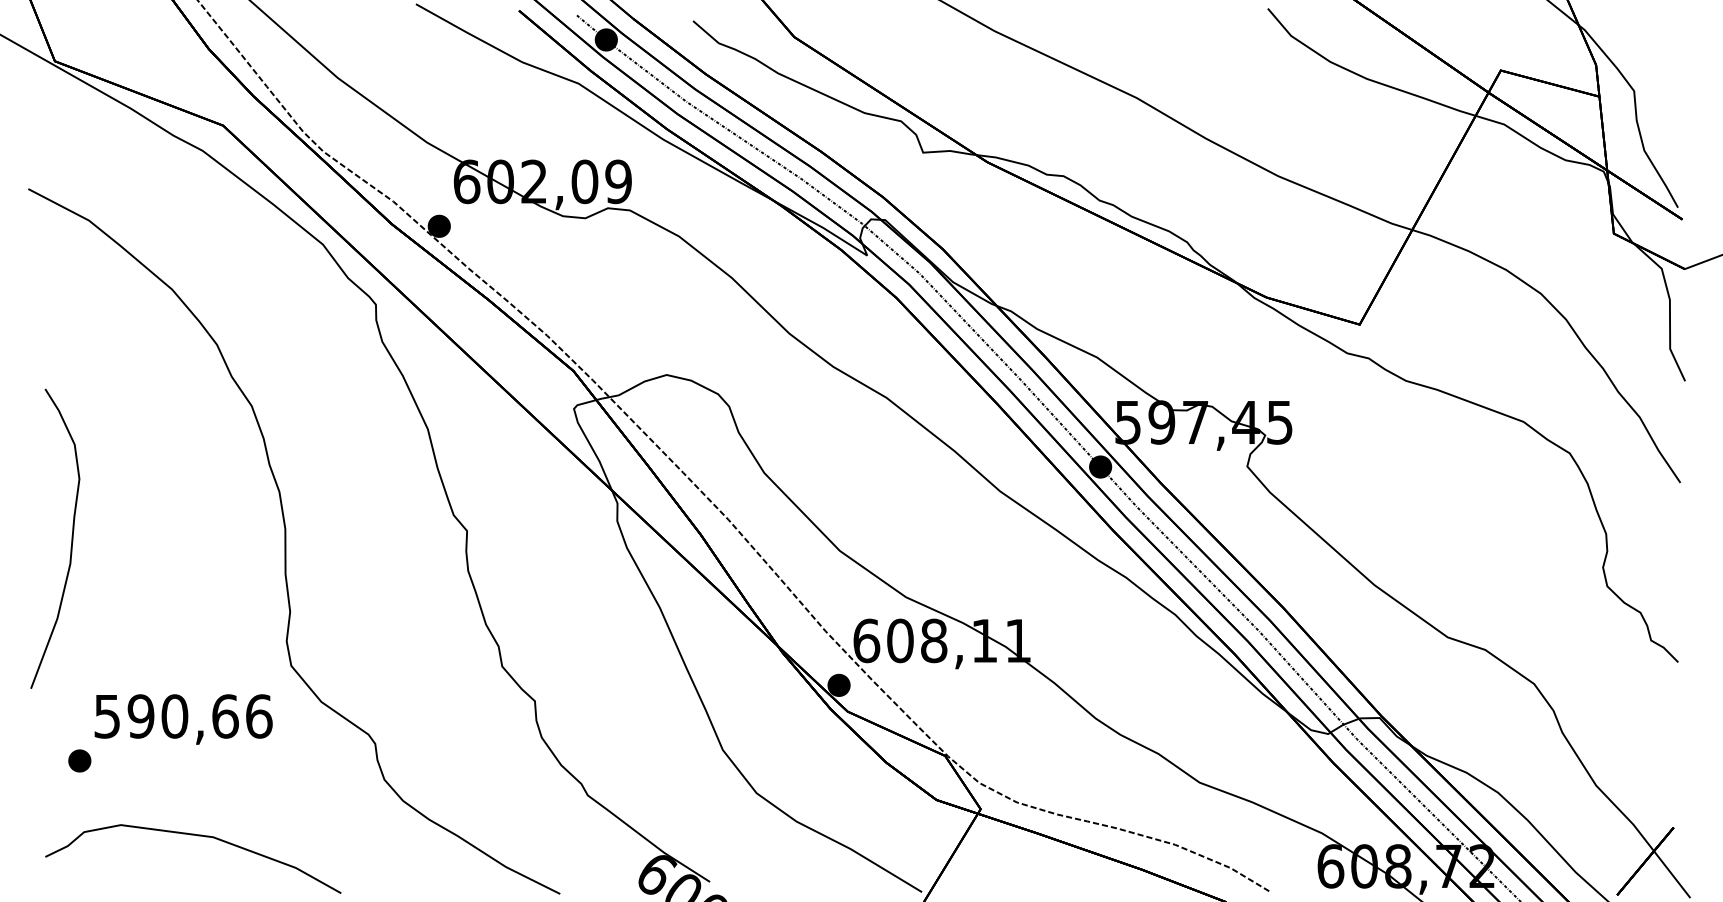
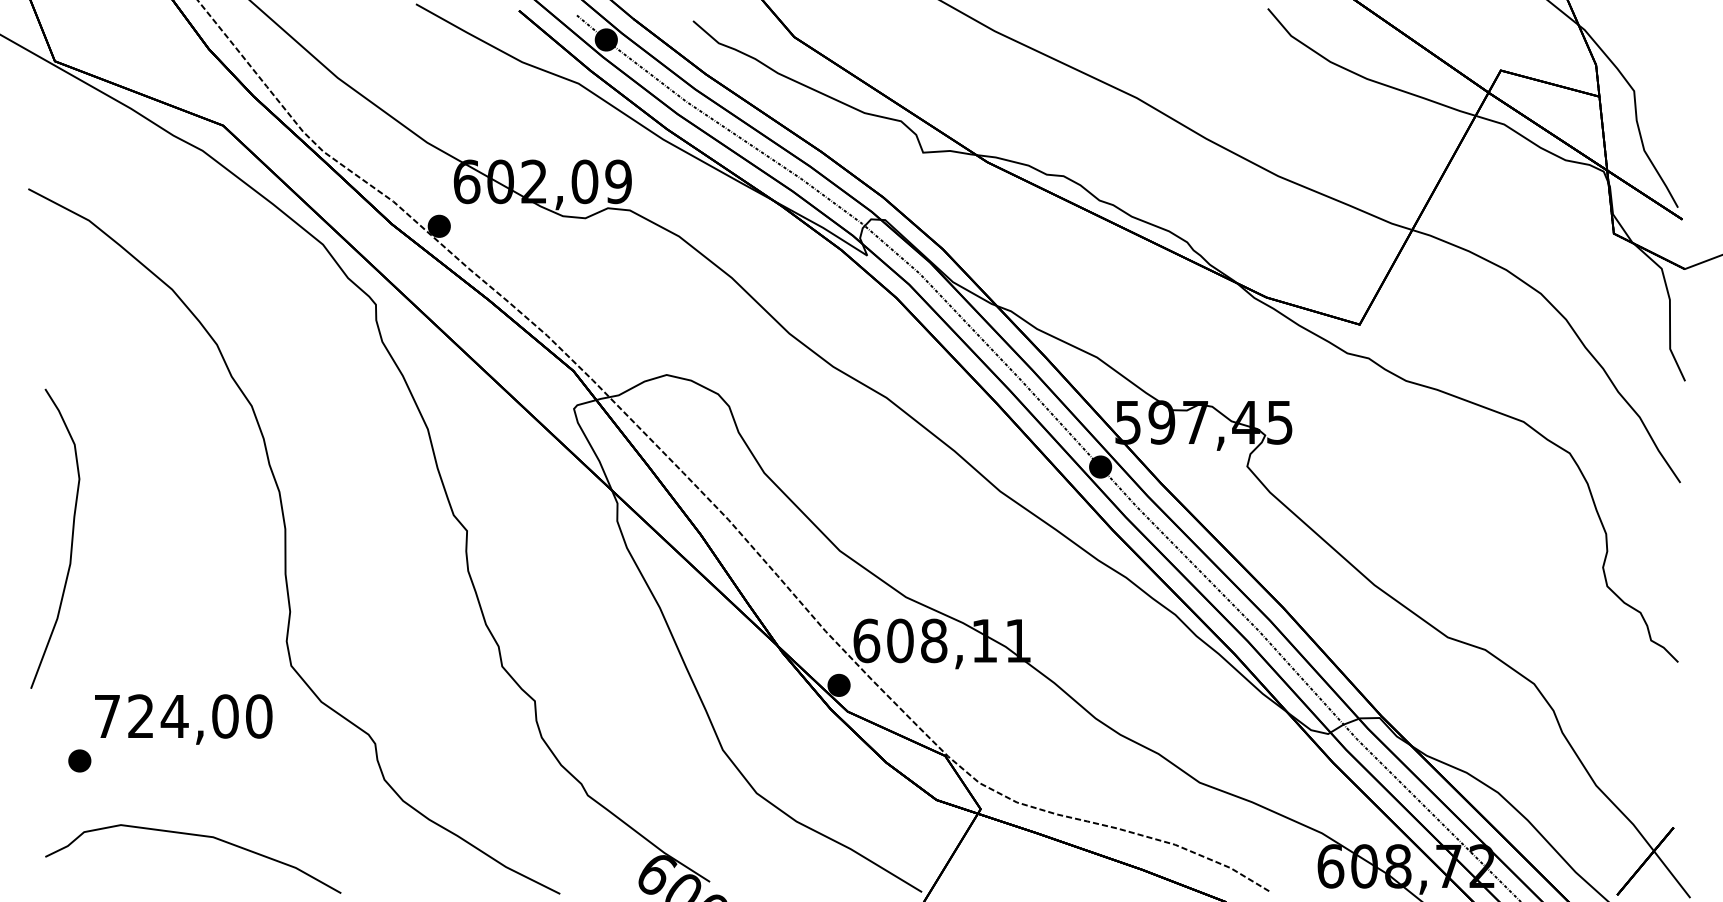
text: 590,66 -> 724,00 (183, 716)
